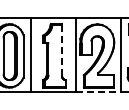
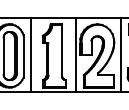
line: dashed -> solid (61, 50)
line: dashed -> solid (98, 92)
